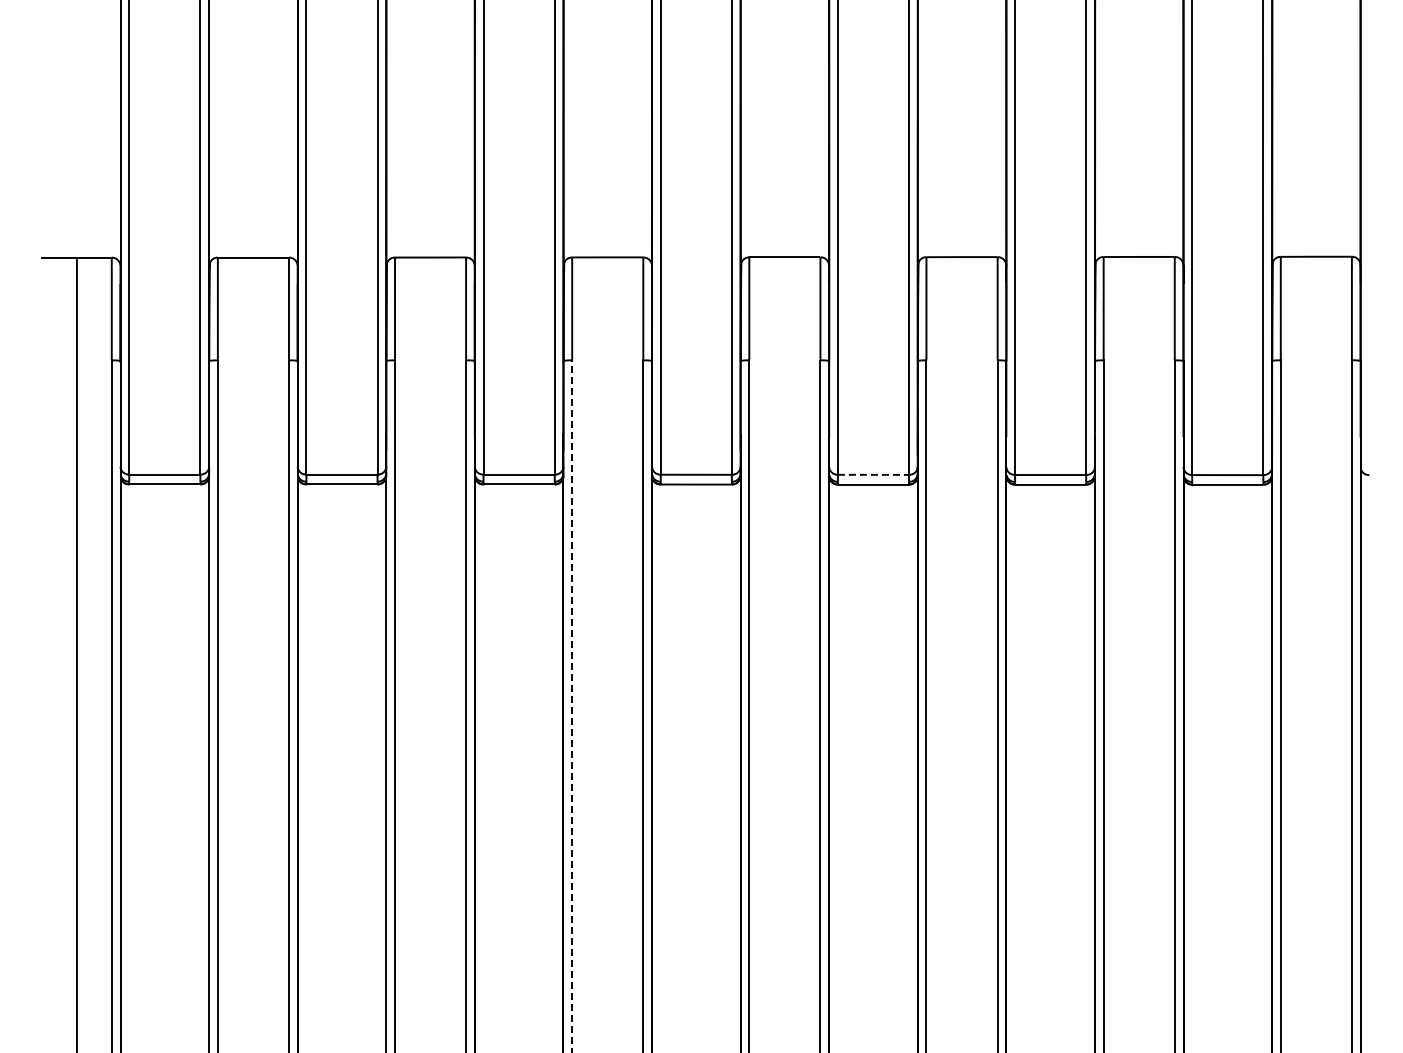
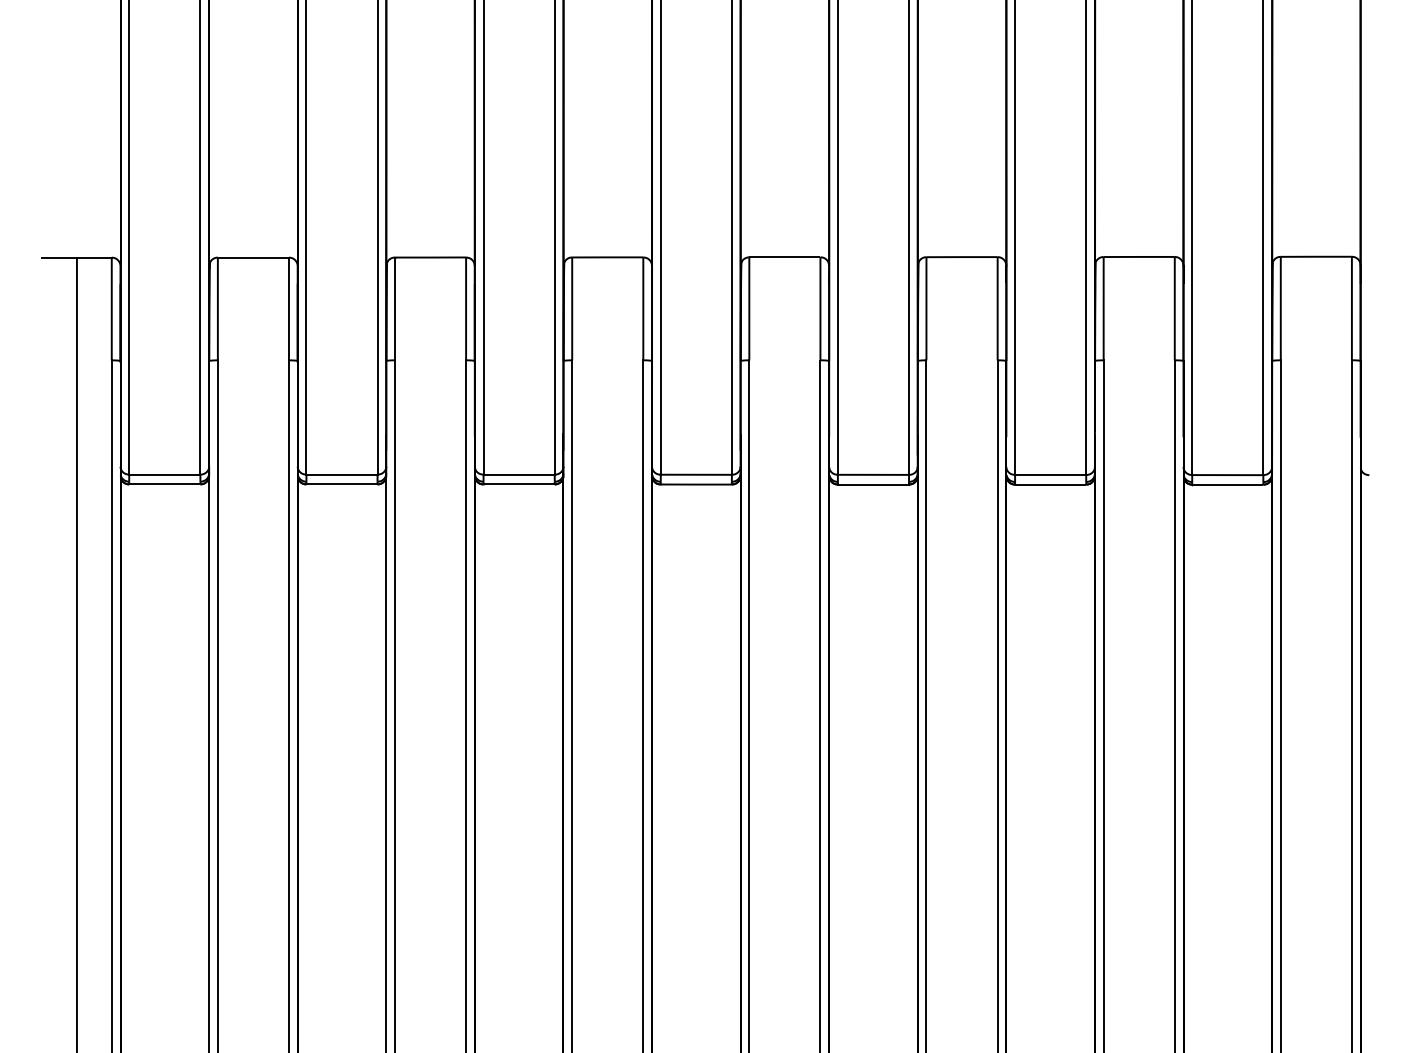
line: dashed -> solid (873, 474)
line: dashed -> solid (572, 706)
